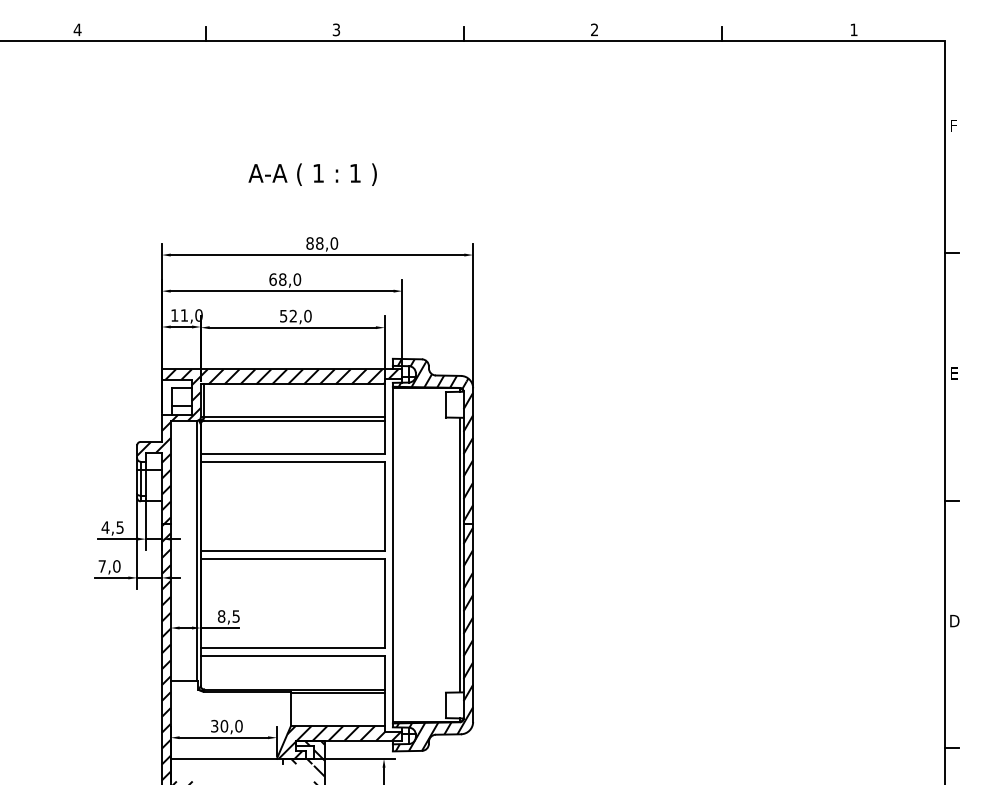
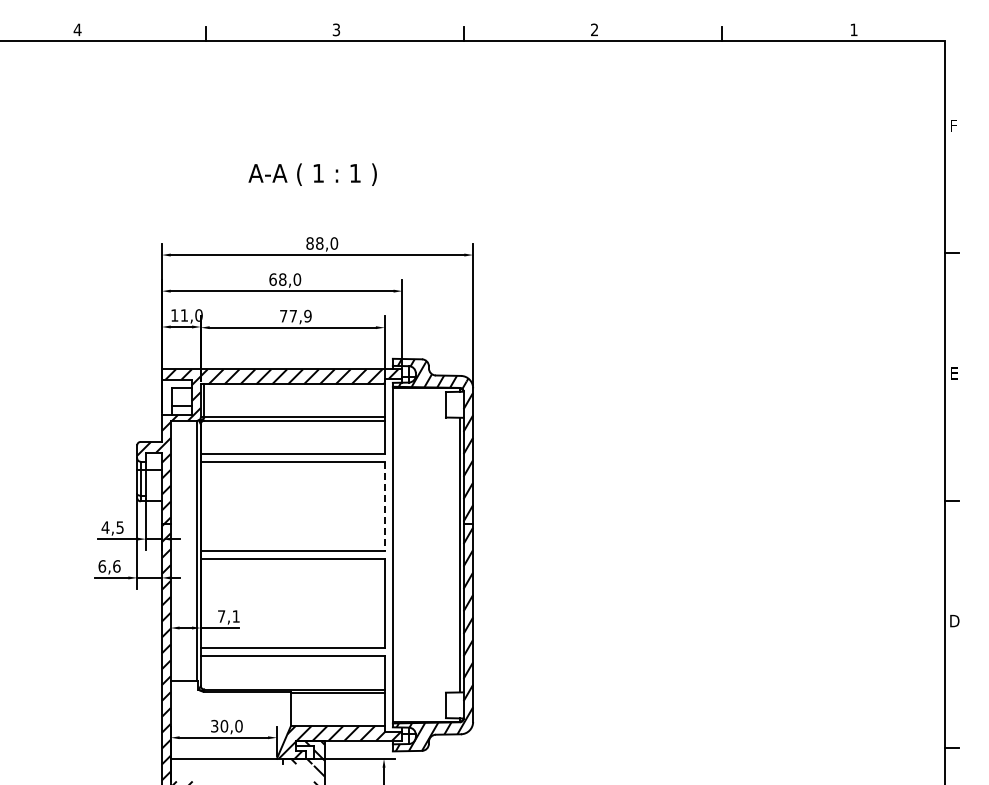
text: 52,0 -> 77,9 (295, 315)
line: solid -> dashed (384, 506)
text: 7,0 -> 6,6 (109, 566)
text: 8,5 -> 7,1 (228, 616)
